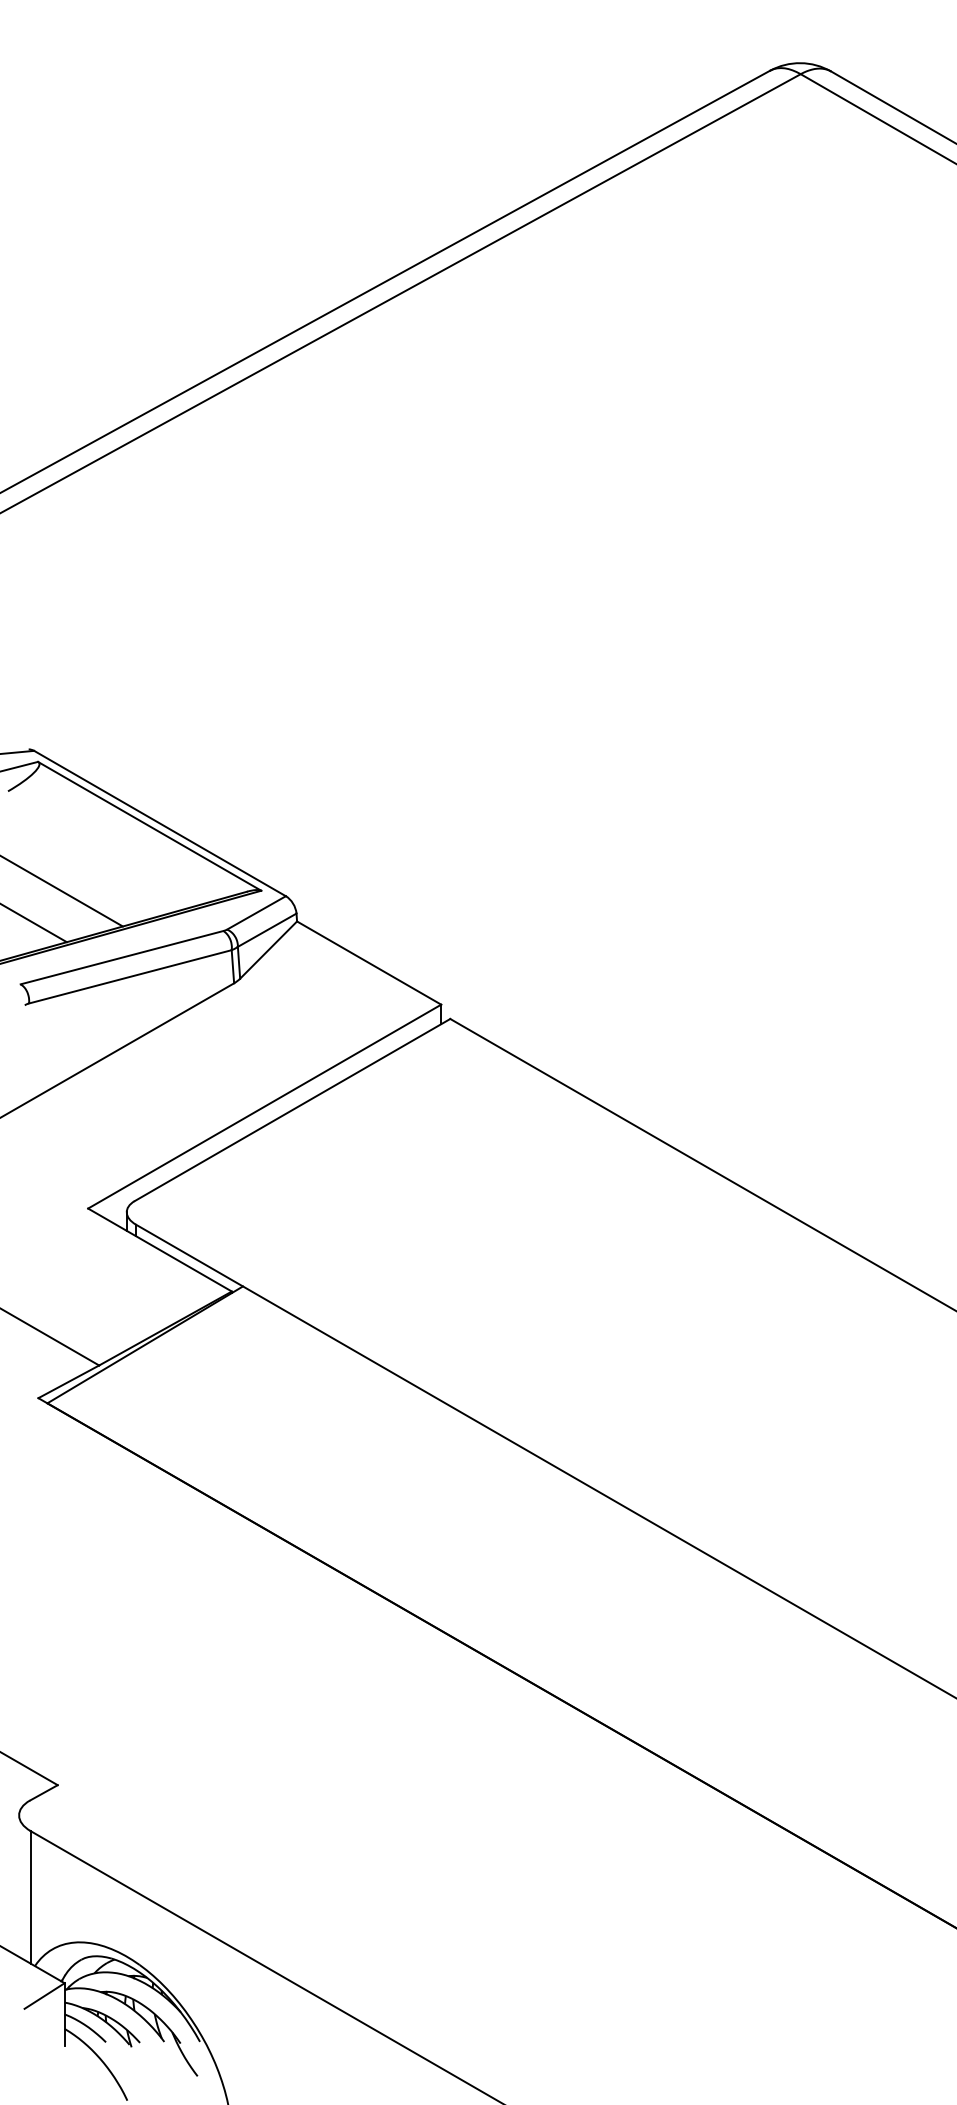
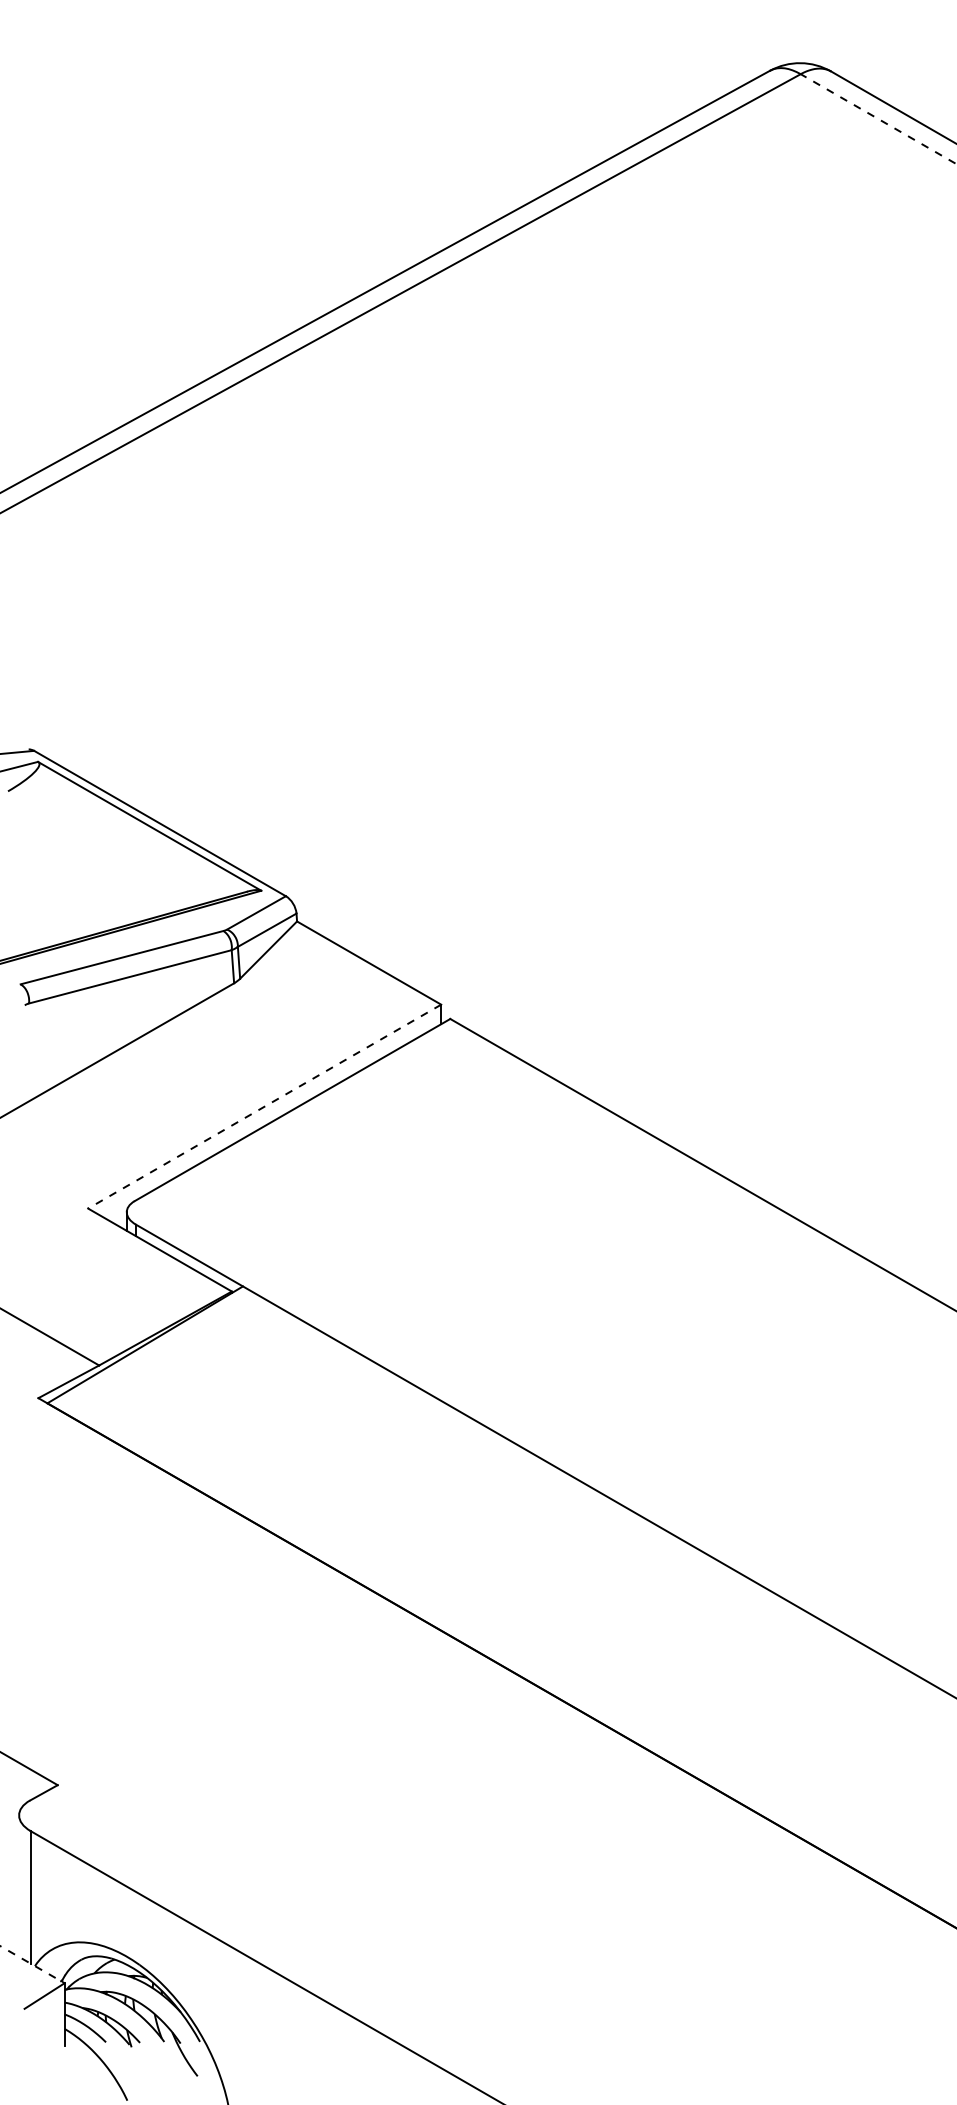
line: solid -> dashed (878, 119)
line: present -> none (62, 891)
line: present -> none (34, 923)
line: solid -> dashed (264, 1106)
line: solid -> dashed (32, 1964)
